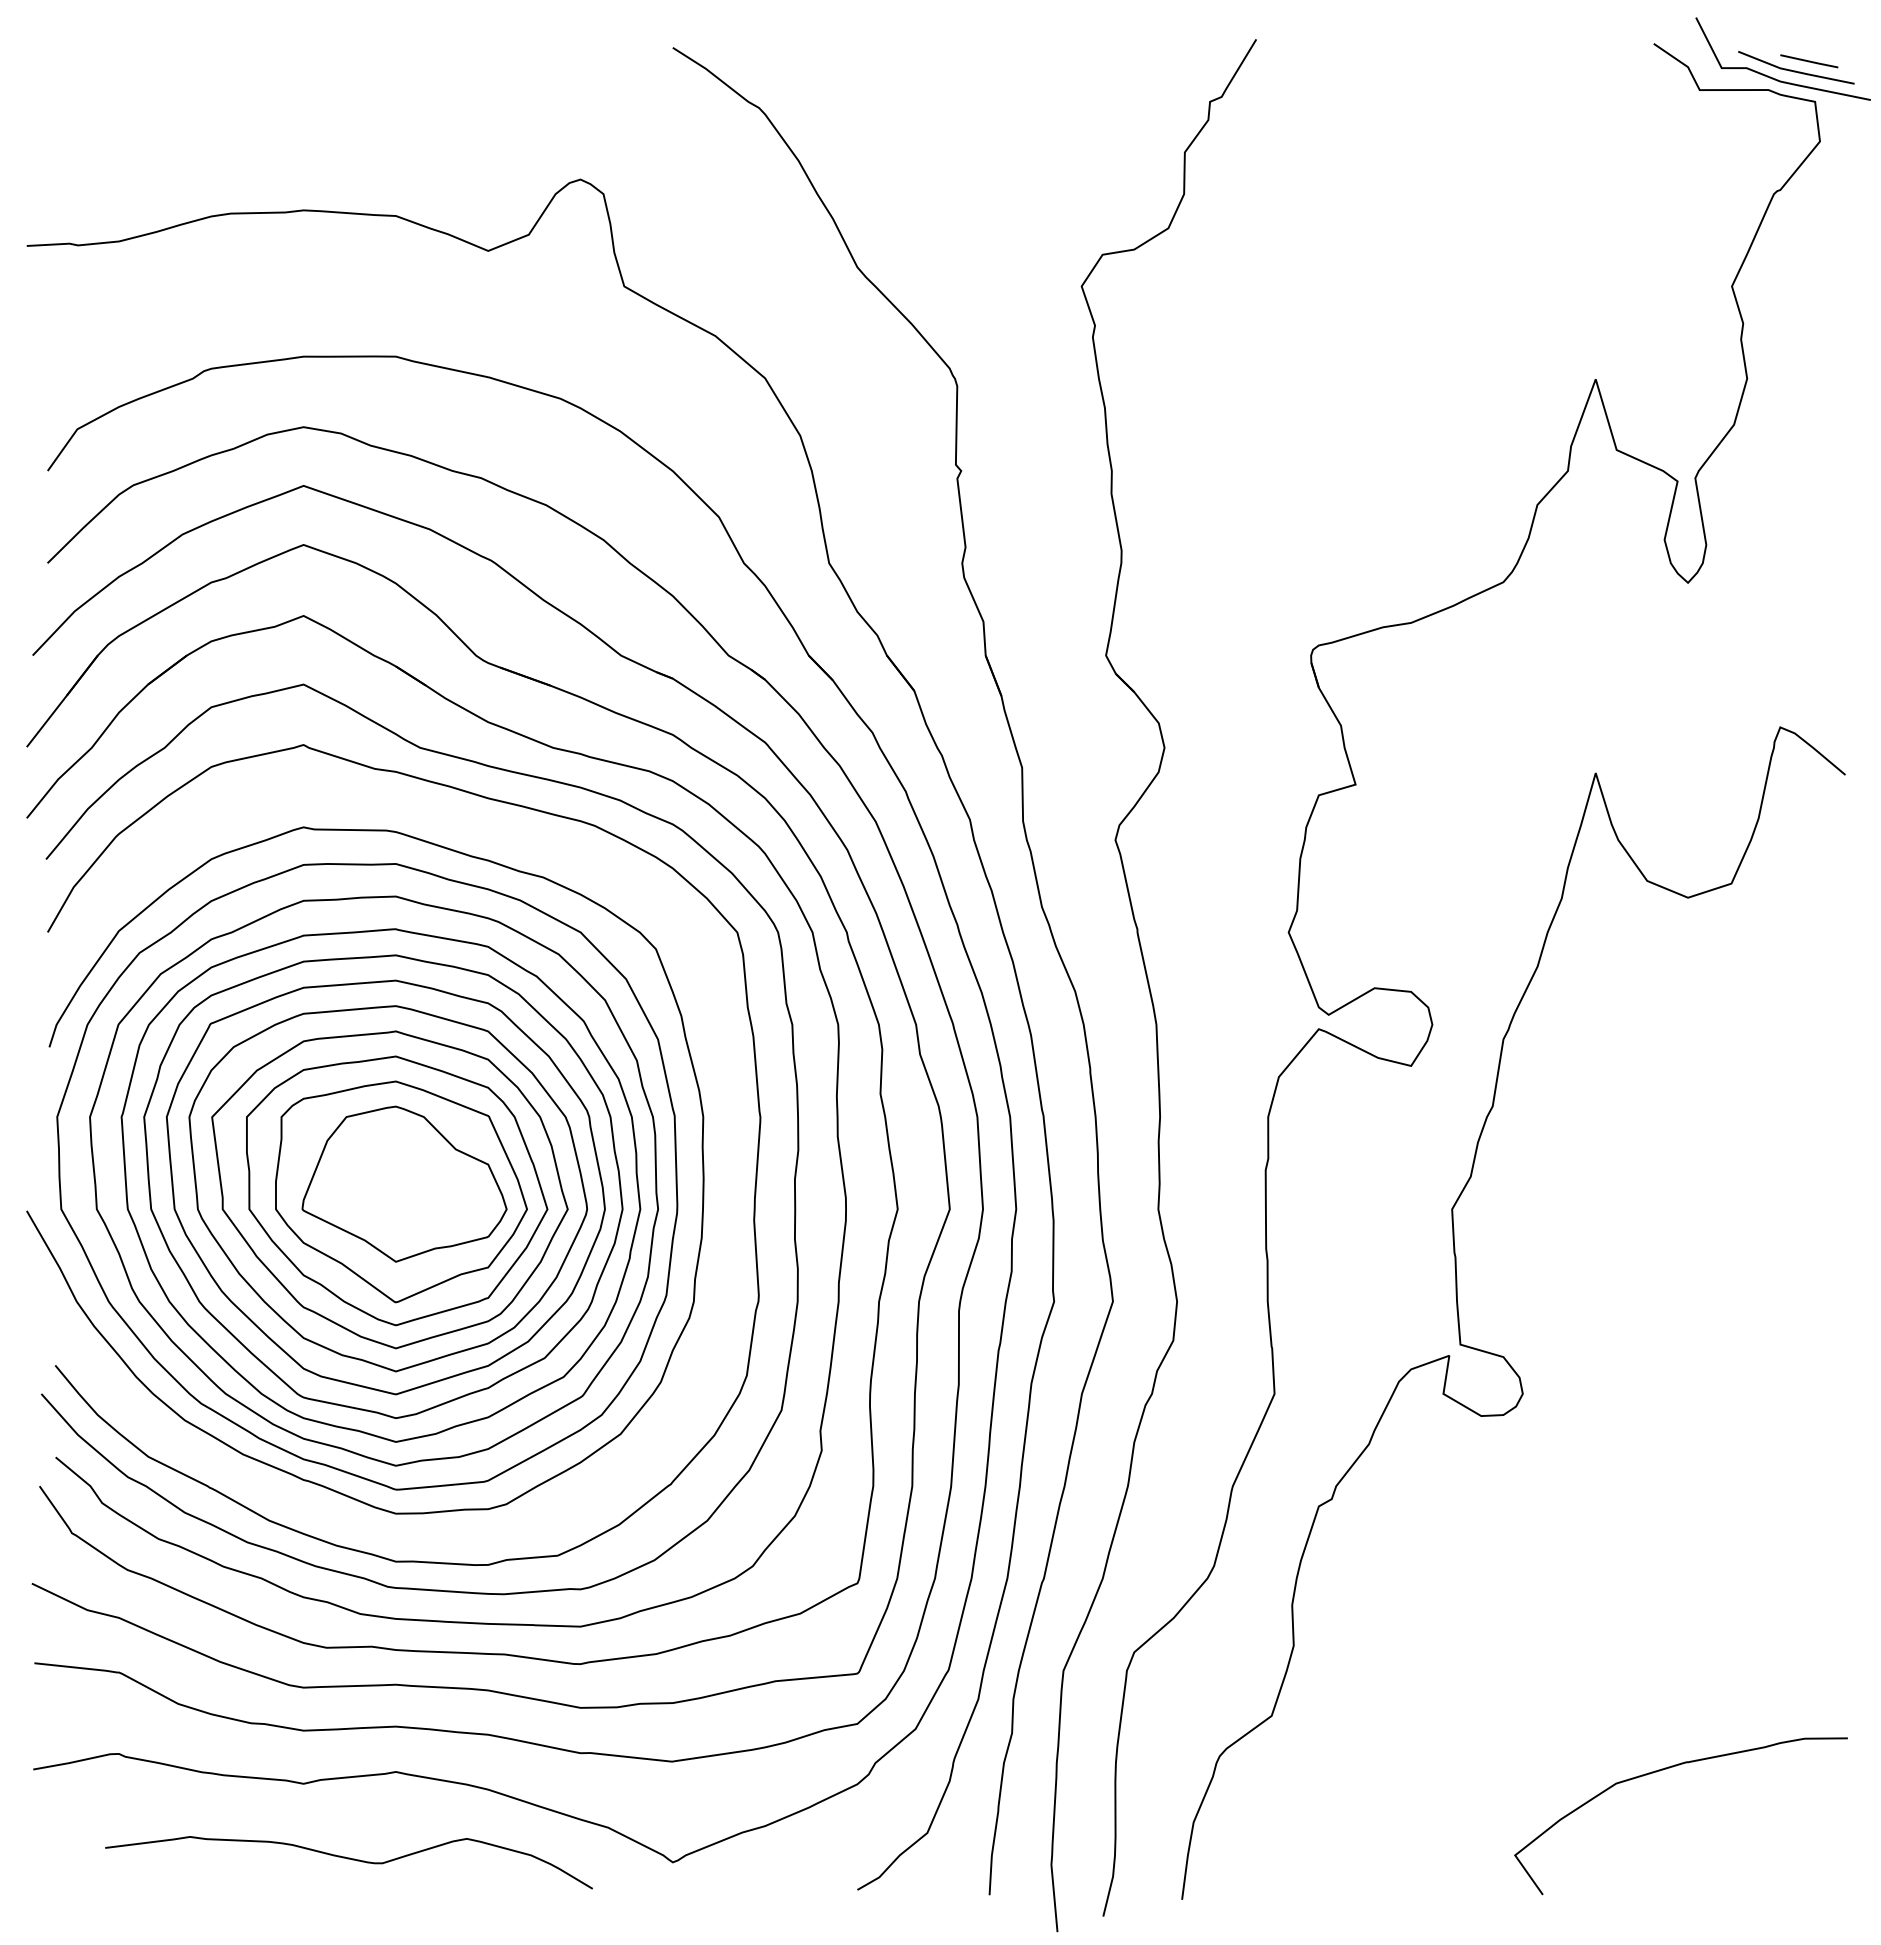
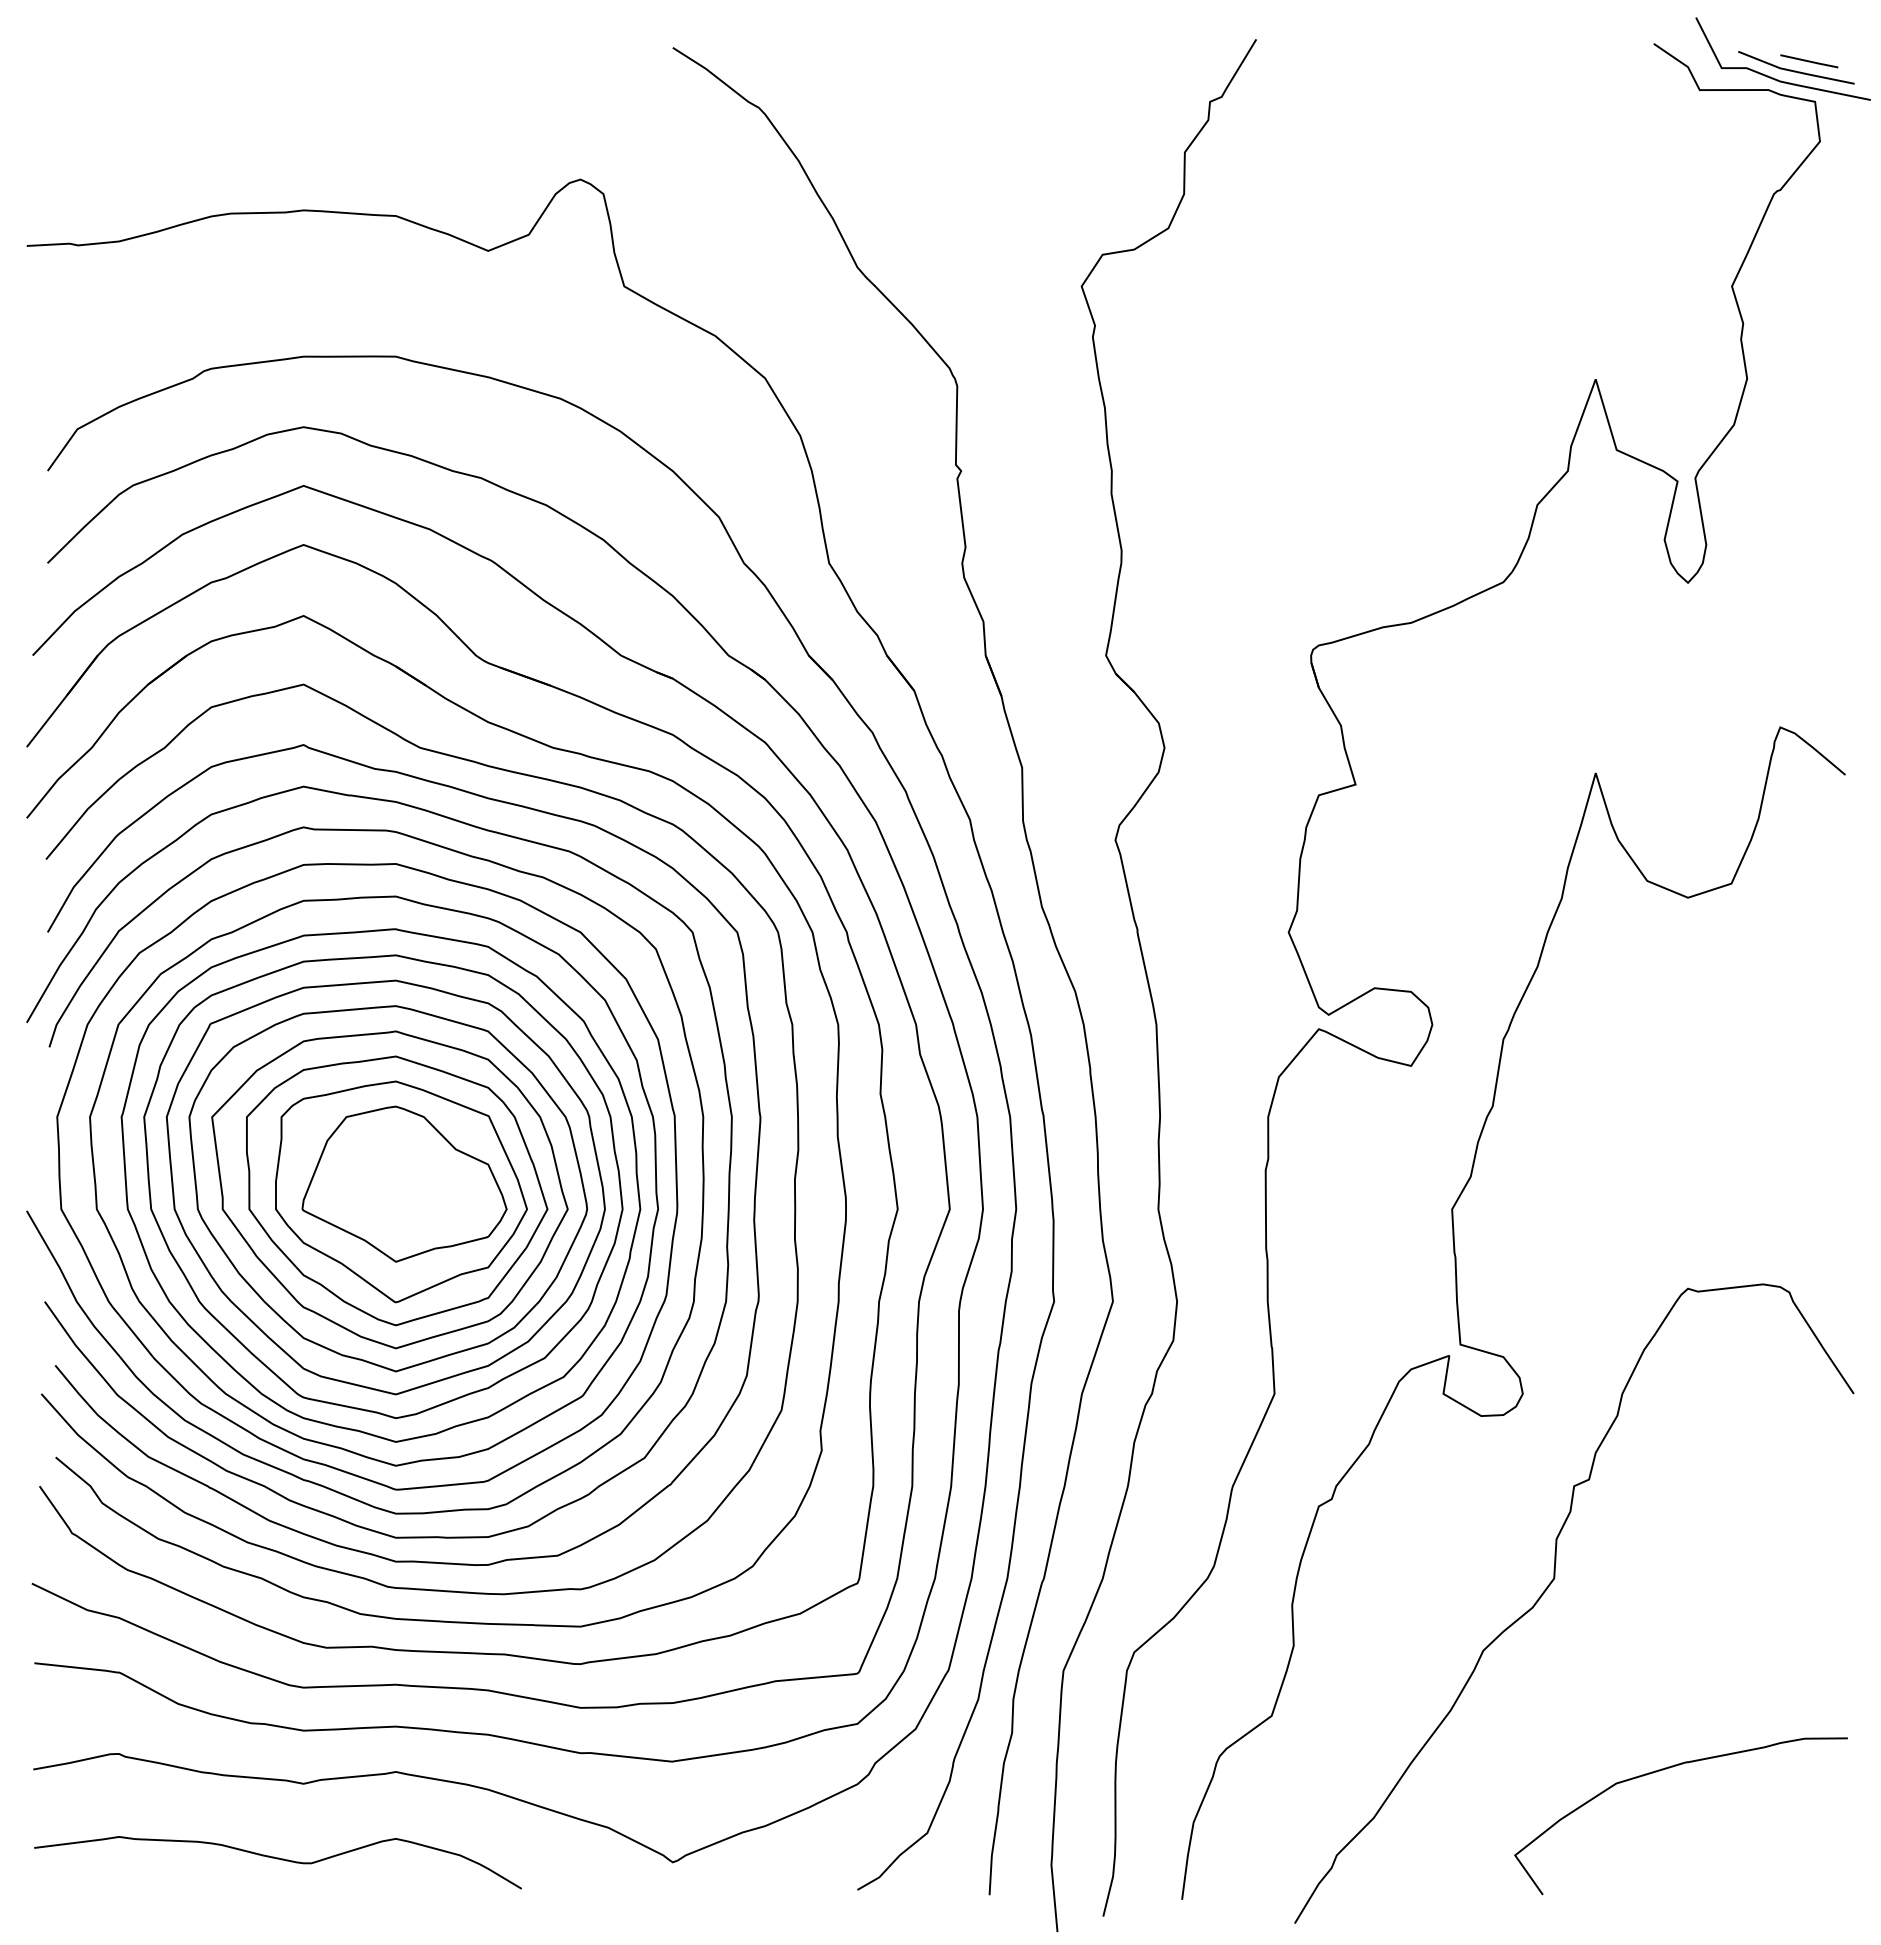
curve: none -> present (208, 1458)
curve: none -> present (1550, 1585)
curve position: (348, 1859) -> (277, 1859) (277, 1859)
